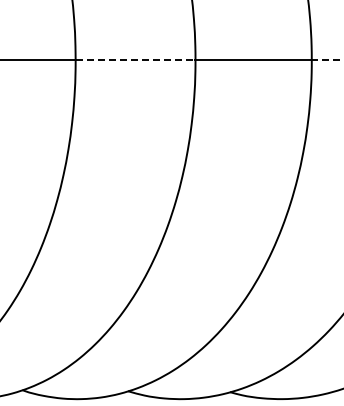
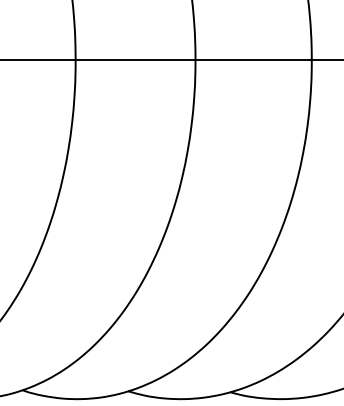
line: dashed -> solid (135, 60)
line: dashed -> solid (327, 60)
